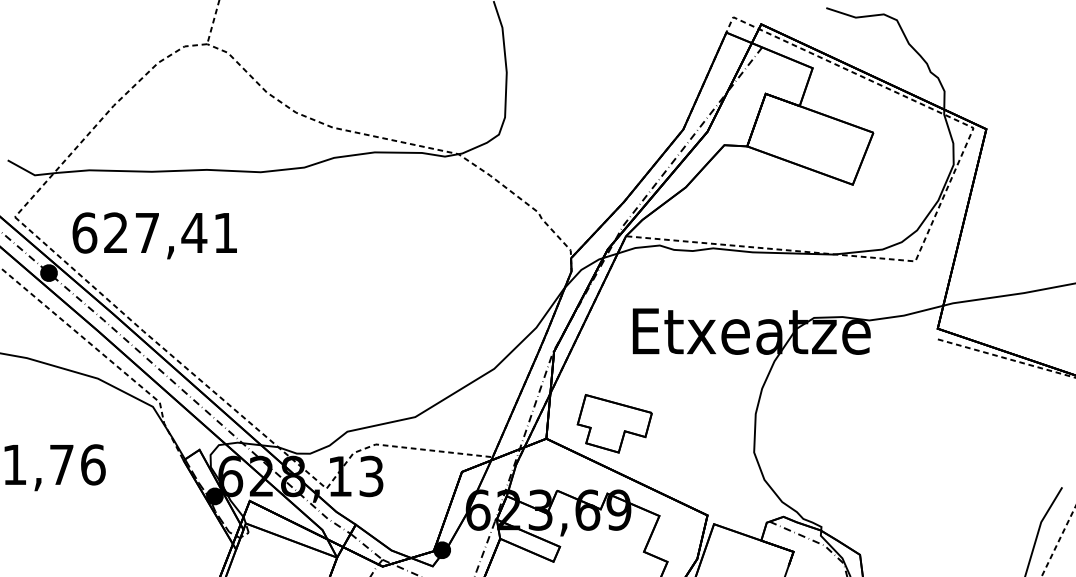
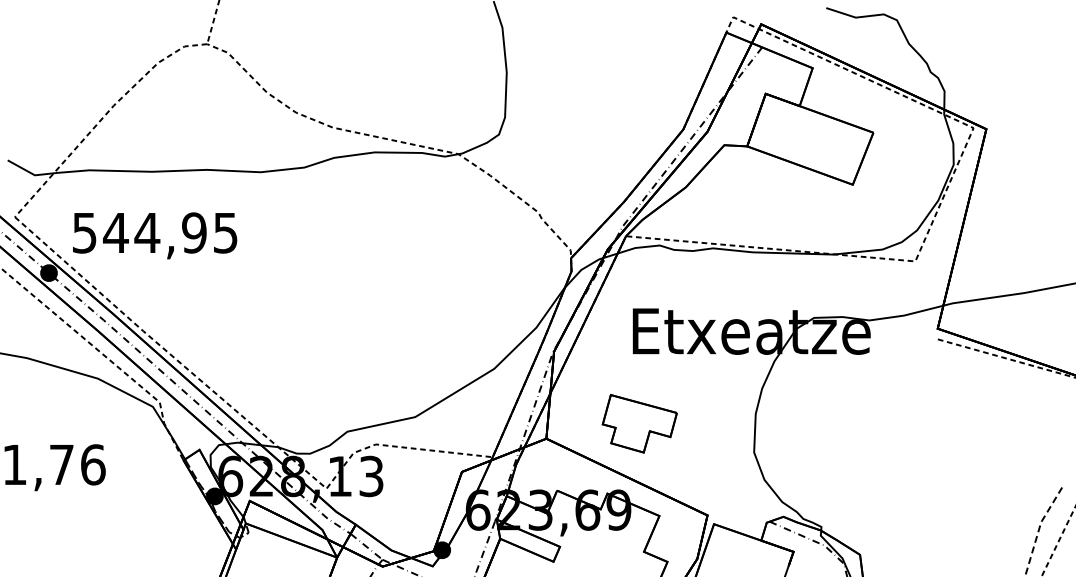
text: 627,41 -> 544,95 (154, 232)
part position: (614, 423) -> (639, 423) (639, 423)
line: solid -> dashed (1039, 528)
